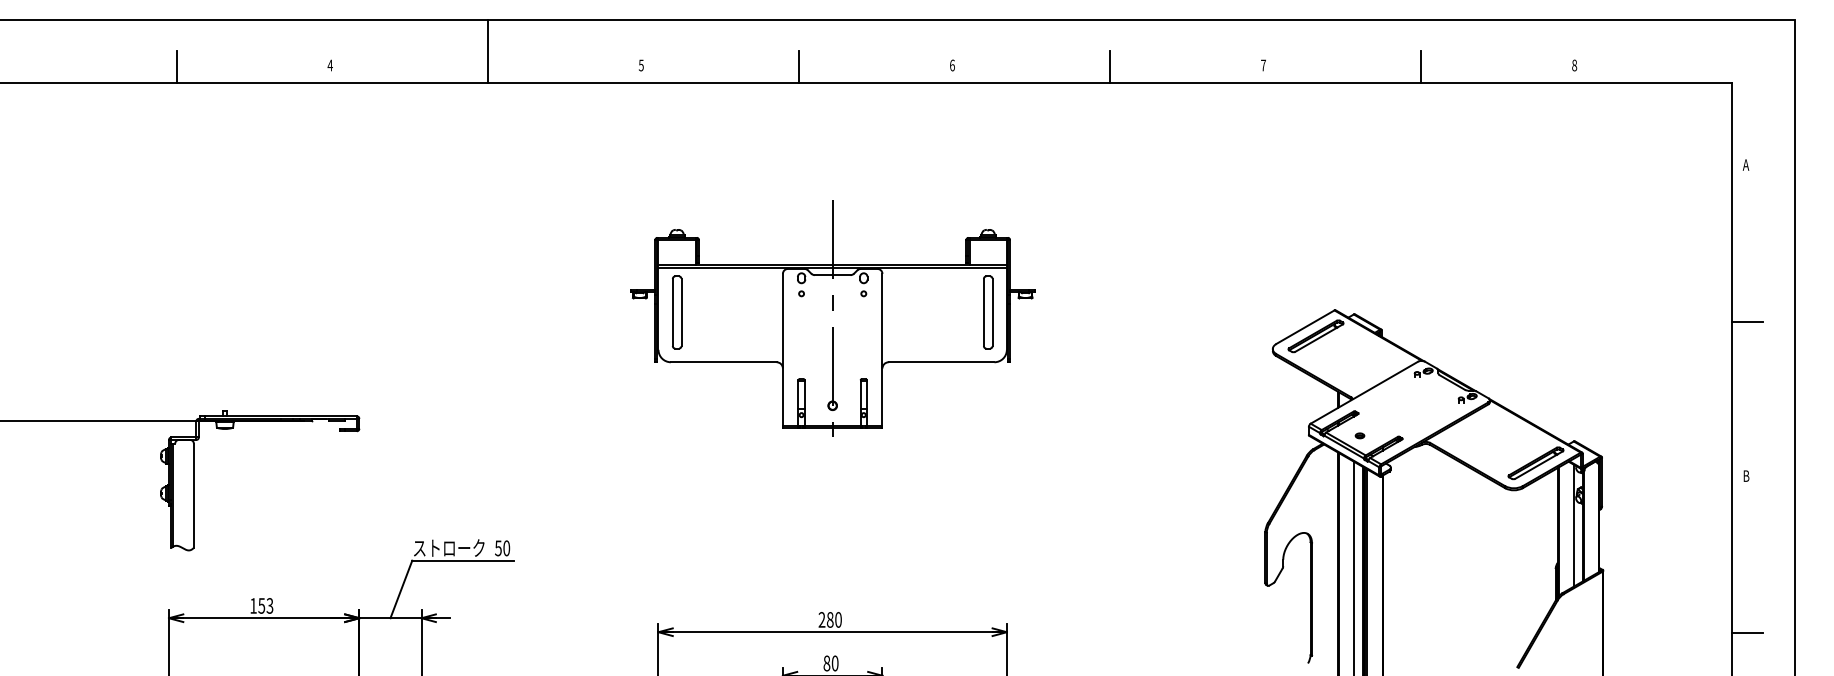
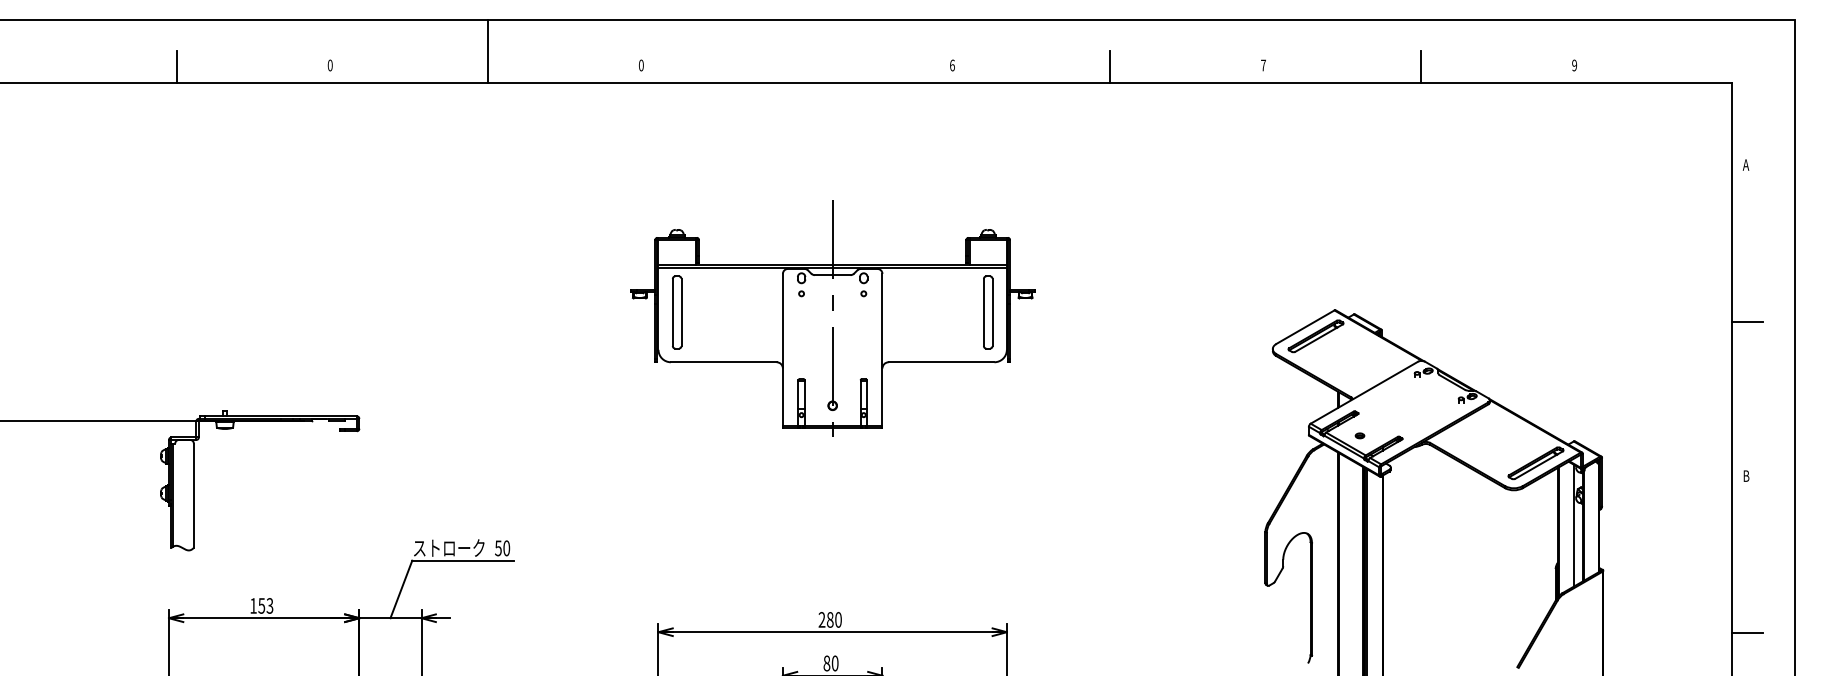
text: 4 -> 0 (329, 65)
text: 5 -> 0 (640, 65)
text: 8 -> 9 (1574, 65)
line: present -> none (799, 66)
line: present -> none (1353, 566)
